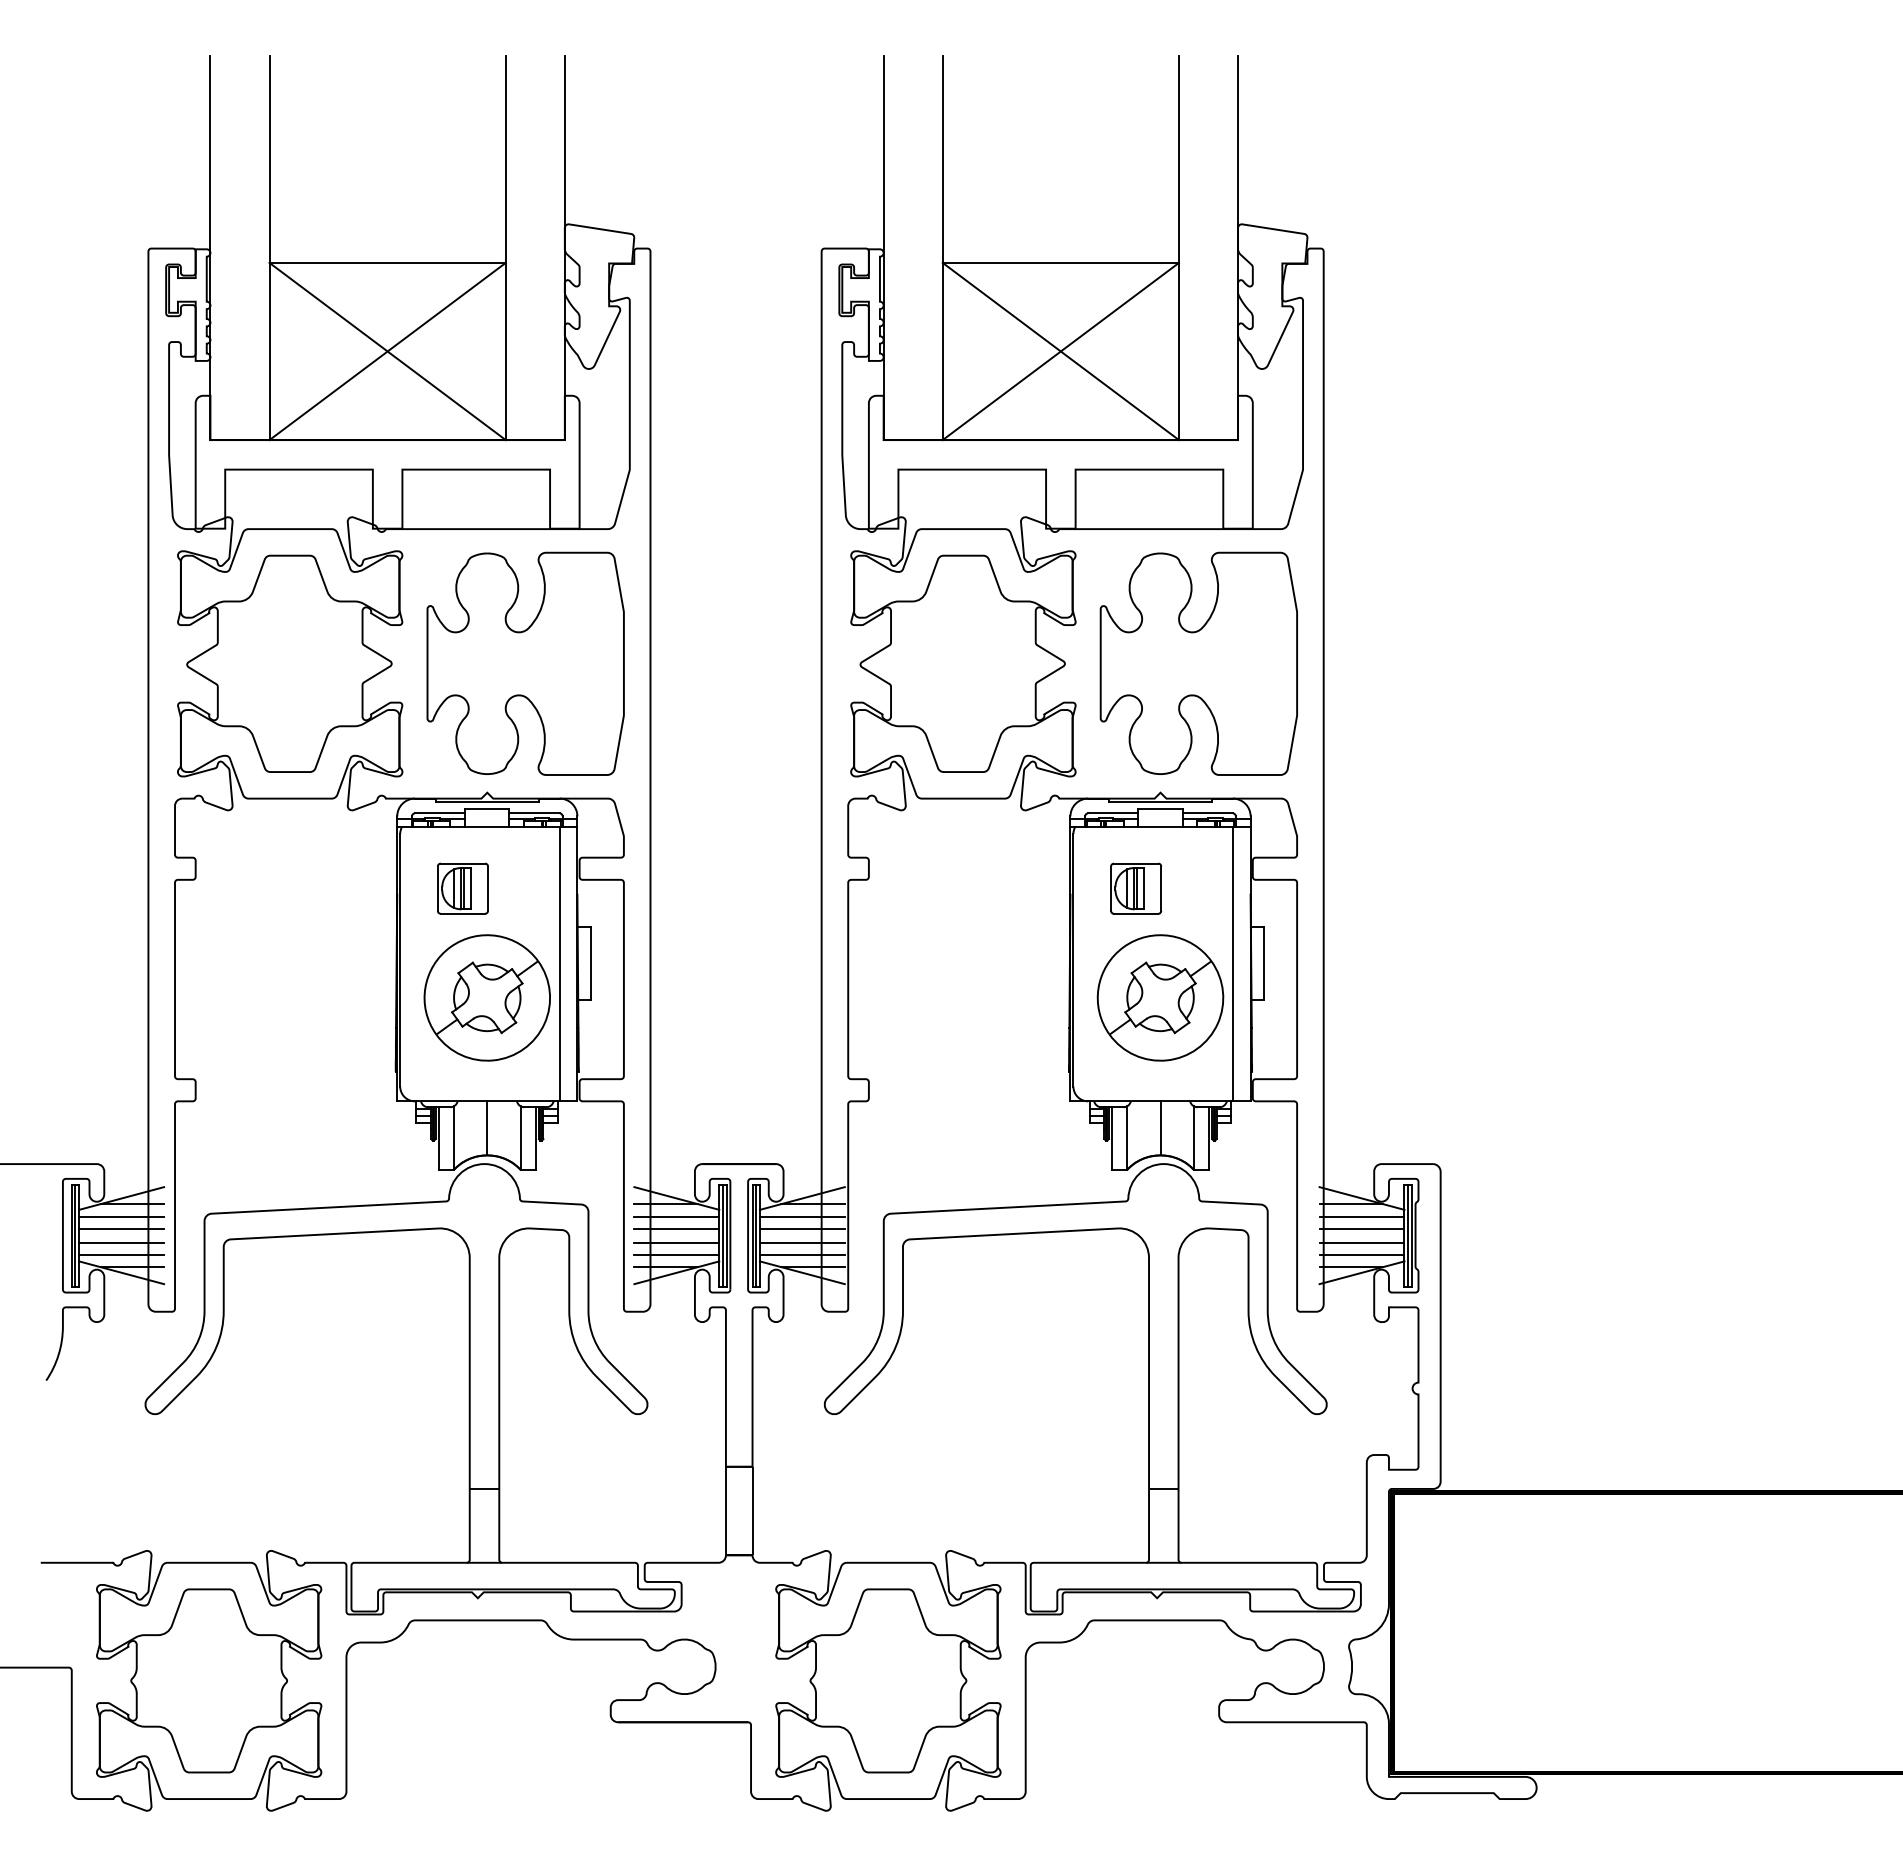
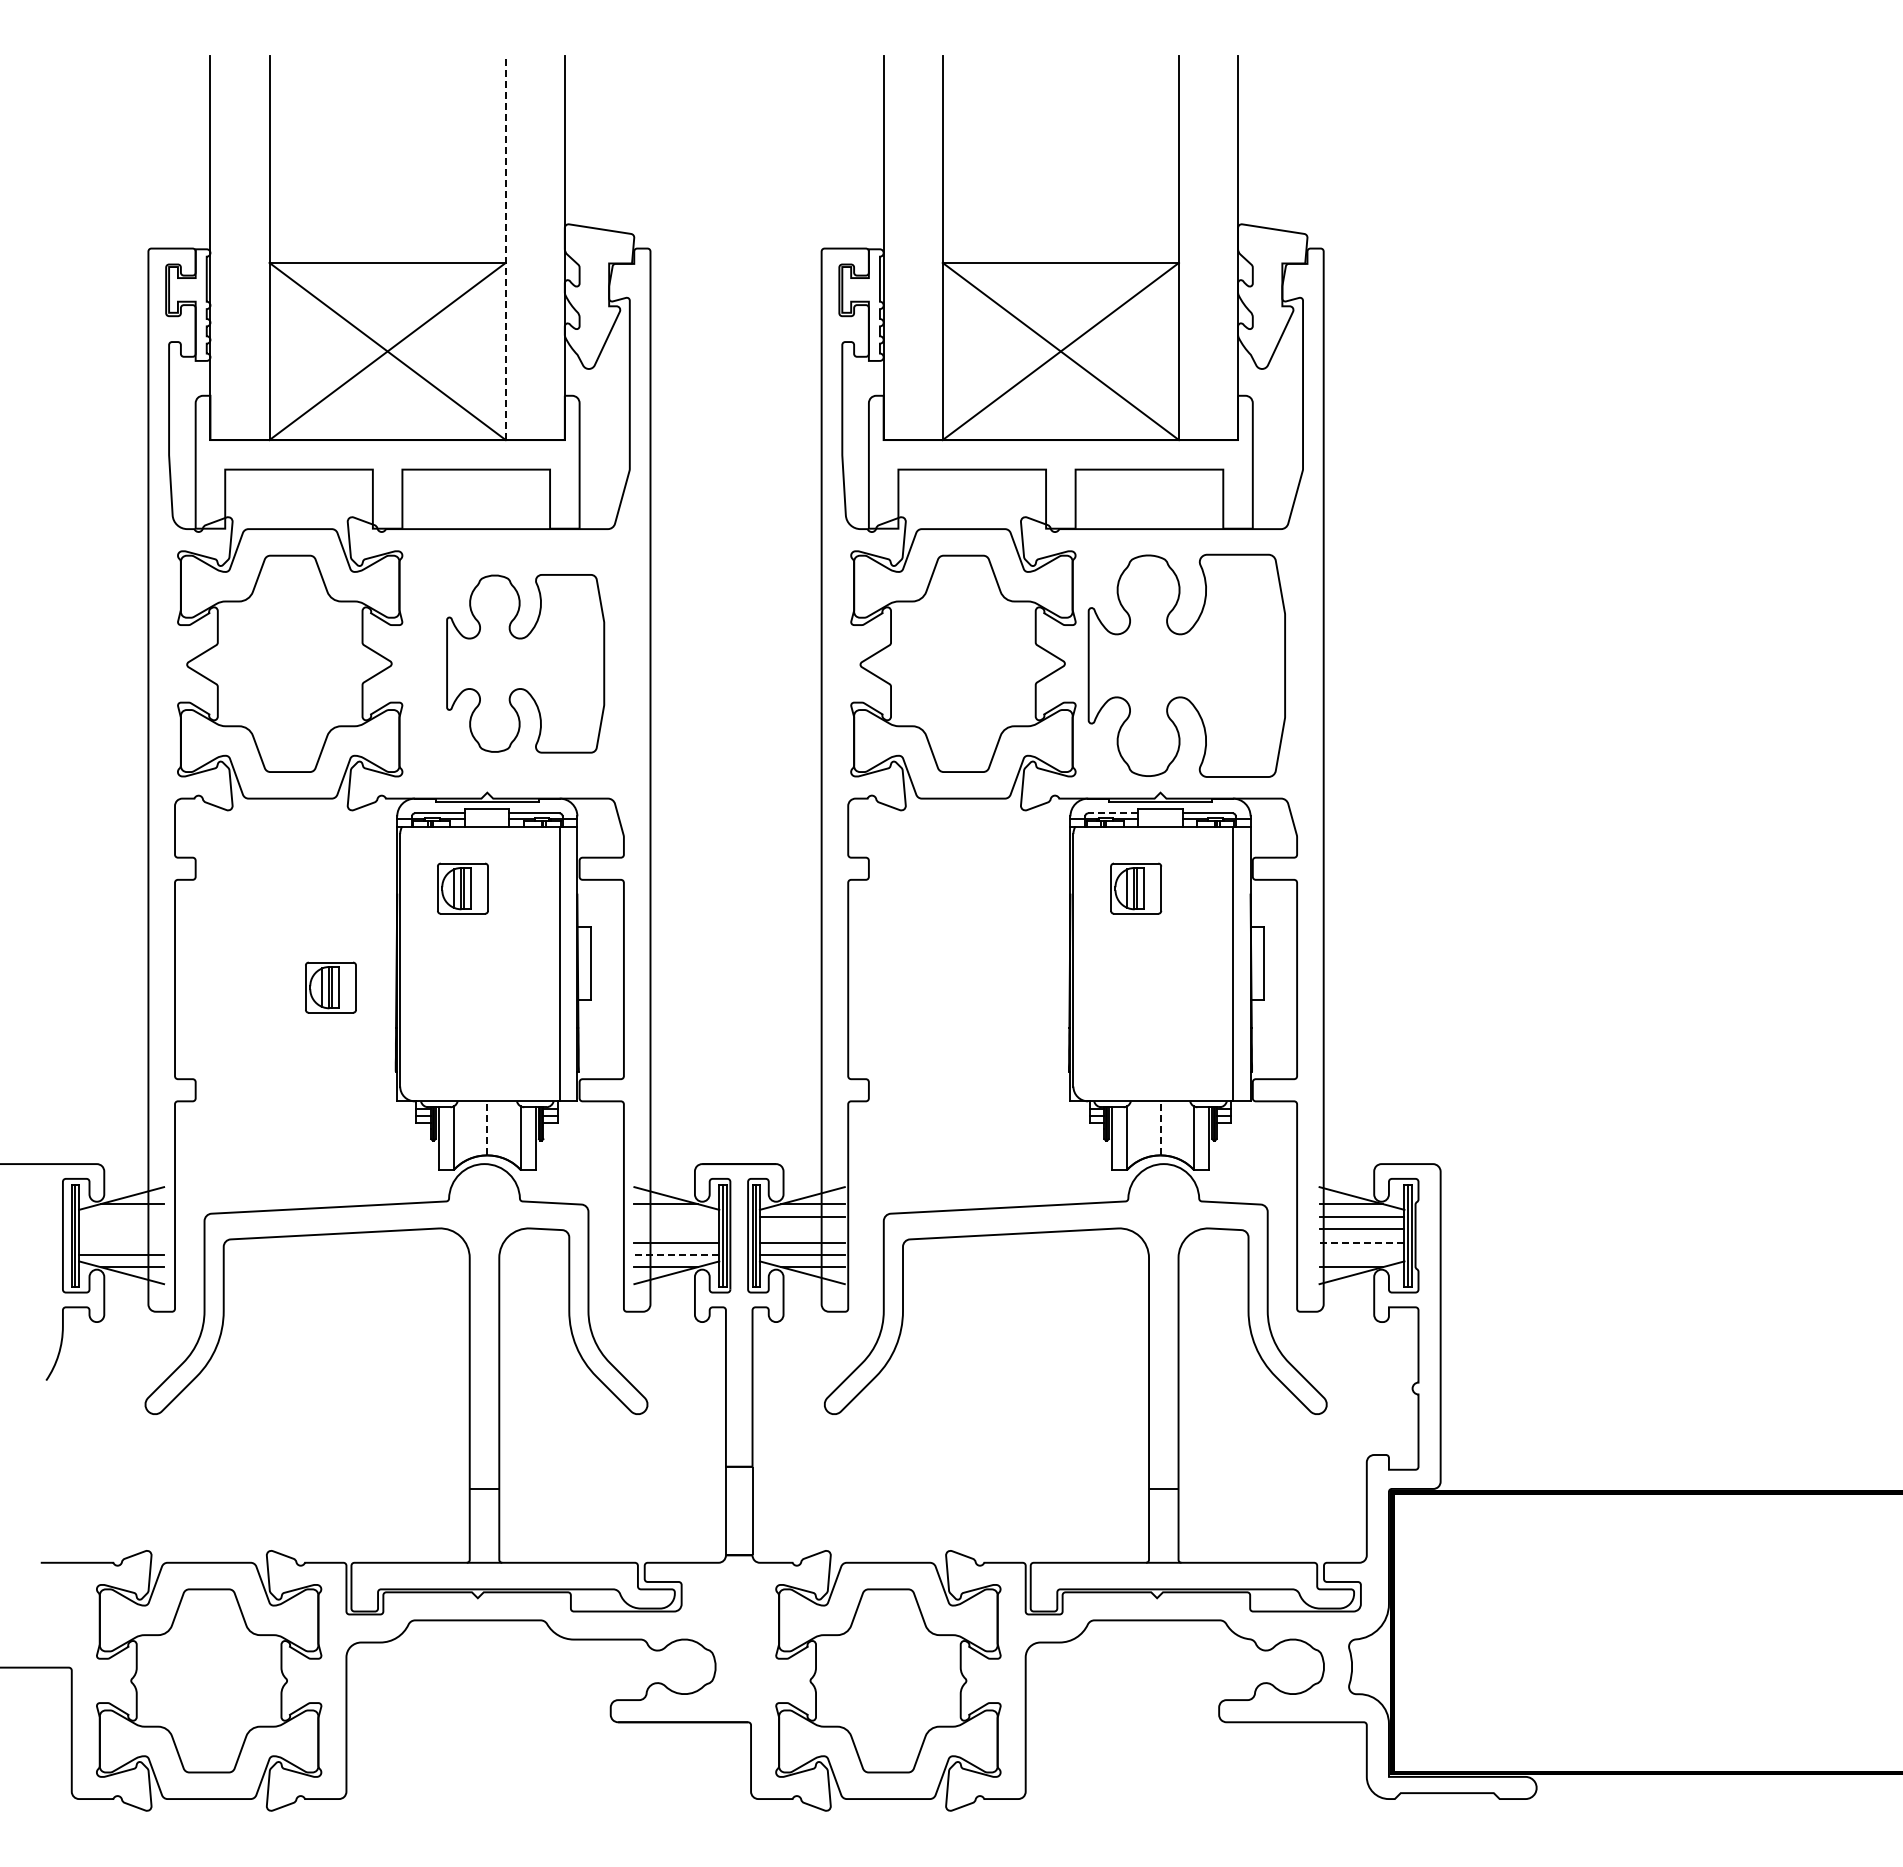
line: solid -> dashed (505, 248)
part size: 199x225 px -> 160x180 px (525, 663)
part position: (1198, 663) -> (1186, 665) (1186, 665)
line: solid -> dashed (1112, 813)
part: none -> present (330, 987)
part: present -> none (486, 997)
part: present -> none (1160, 997)
line: solid -> dashed (487, 1127)
line: solid -> dashed (1160, 1127)
line: present -> none (121, 1216)
line: present -> none (676, 1216)
line: present -> none (121, 1228)
line: present -> none (676, 1228)
line: present -> none (801, 1228)
line: present -> none (121, 1242)
line: solid -> dashed (1361, 1242)
line: solid -> dashed (676, 1254)
line: present -> none (1361, 1254)
